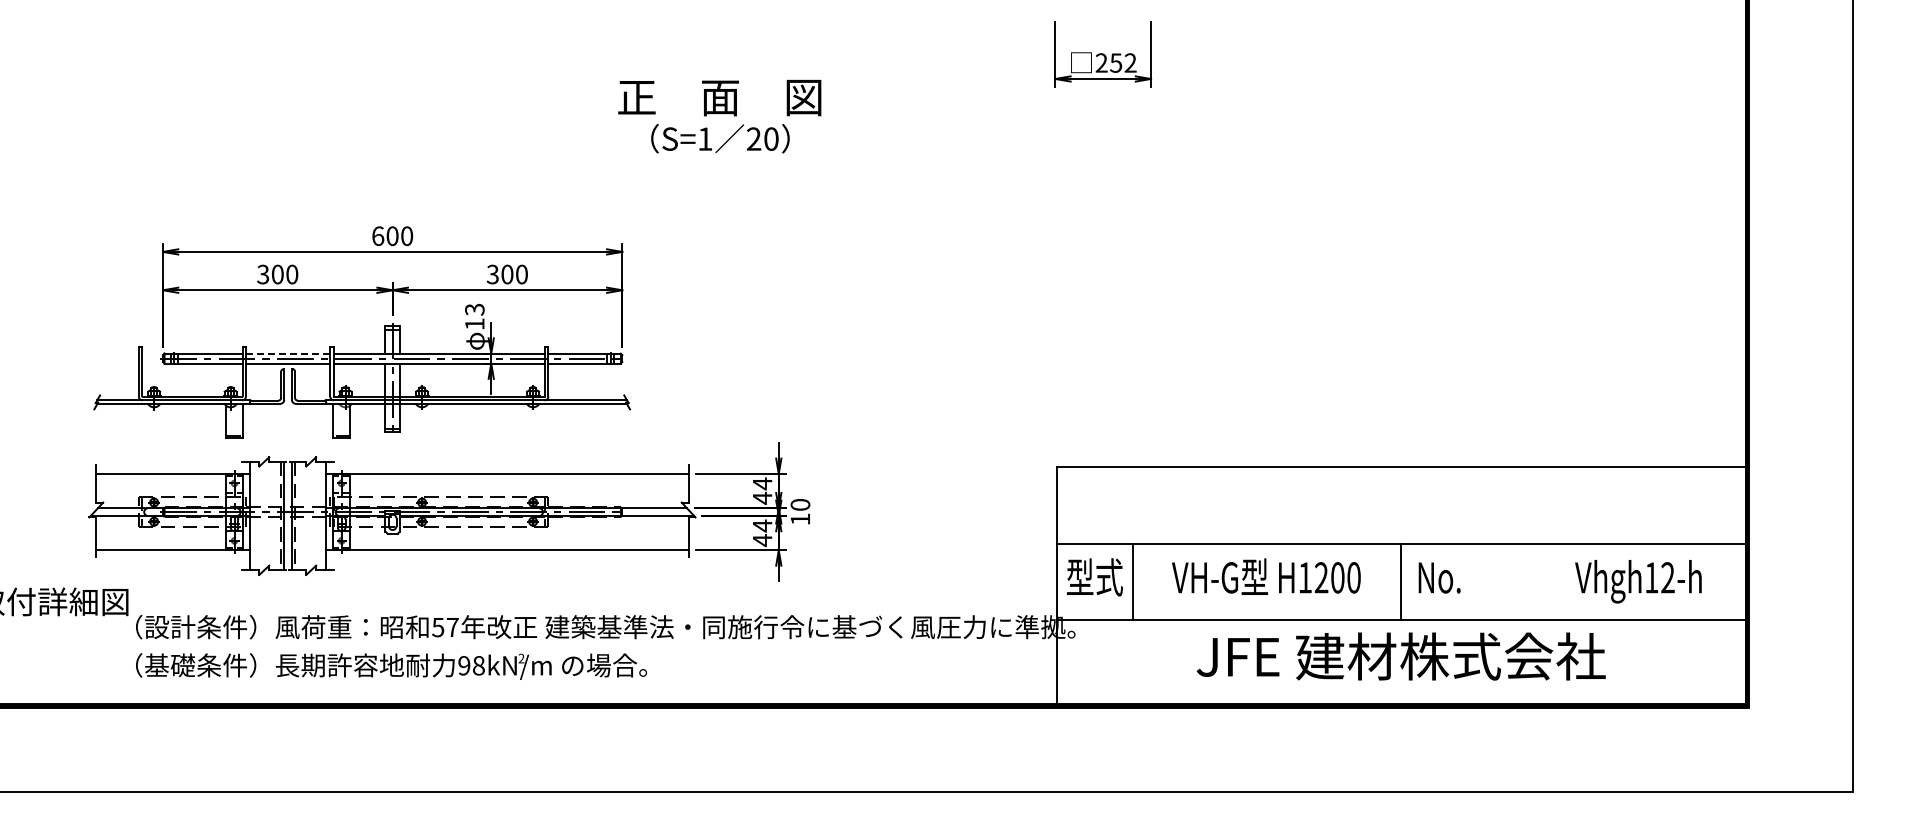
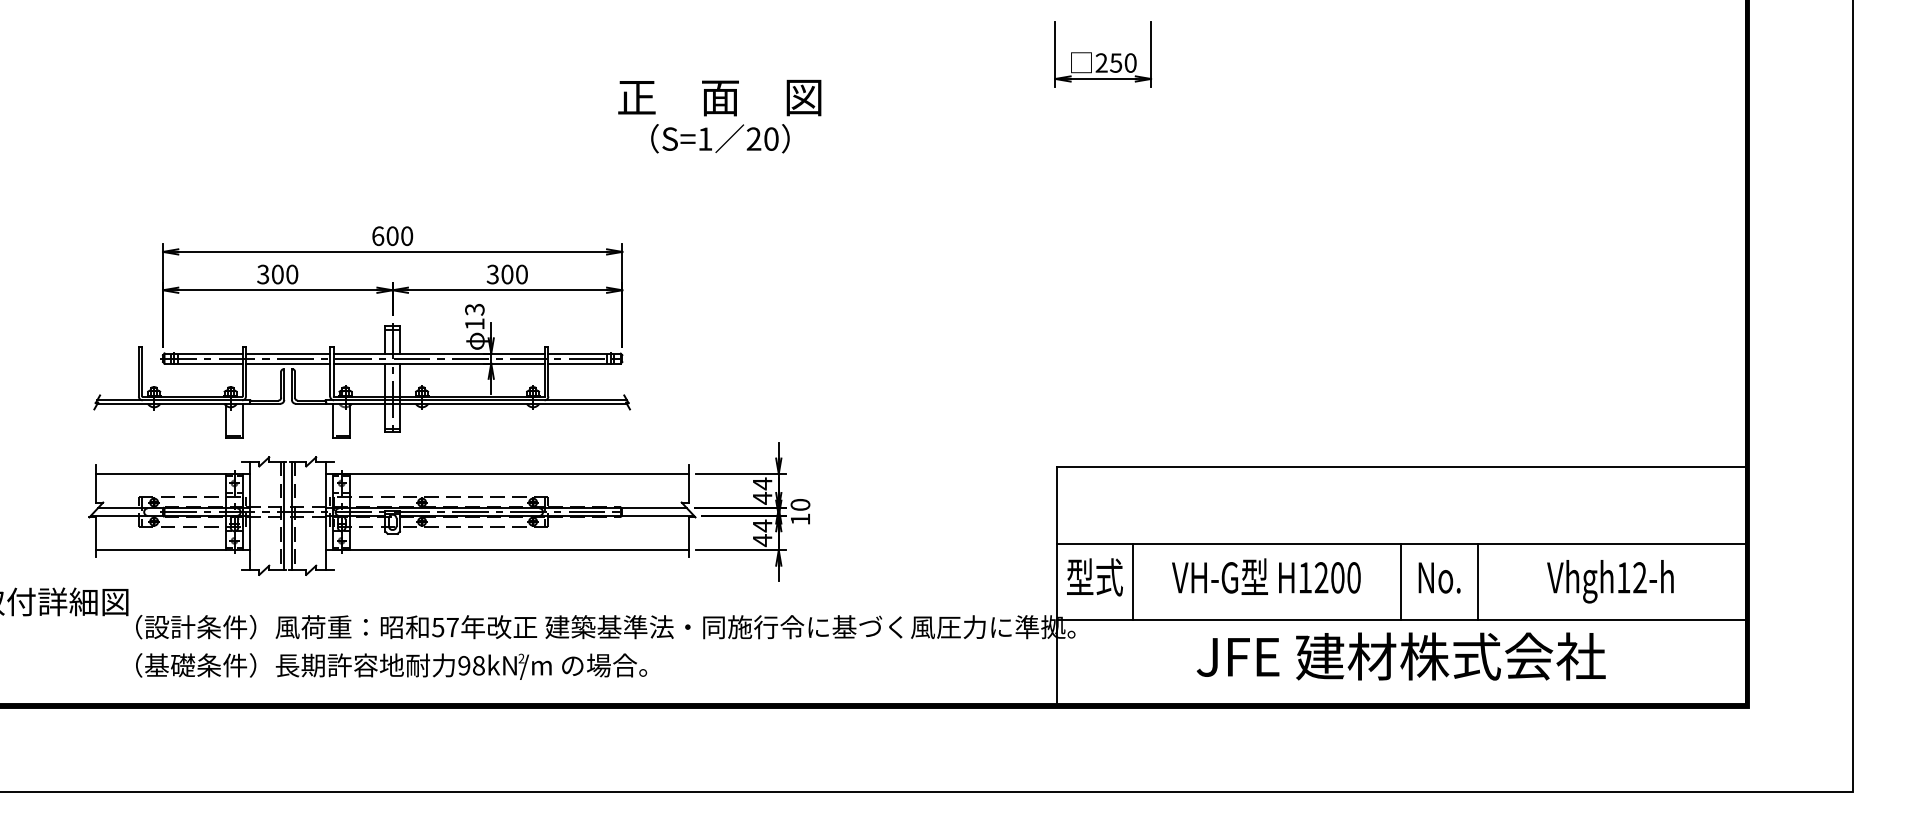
text: 252 -> 250 (1130, 62)
line: dashed -> solid (288, 353)
line: none -> present (1477, 581)
text position: (1638, 581) -> (1610, 581) (1610, 581)
